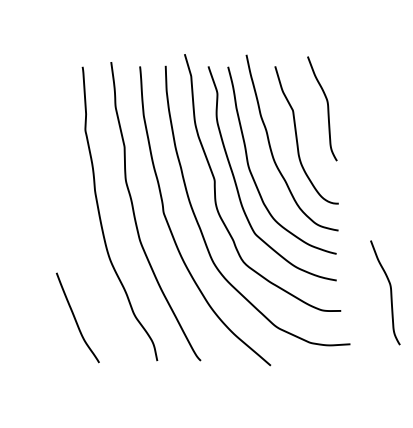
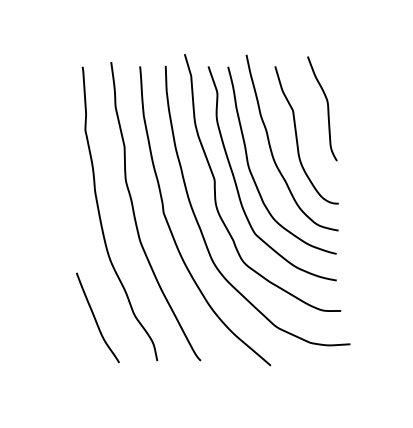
curve: present -> none (390, 292)
curve position: (75, 317) -> (95, 317) (95, 317)
